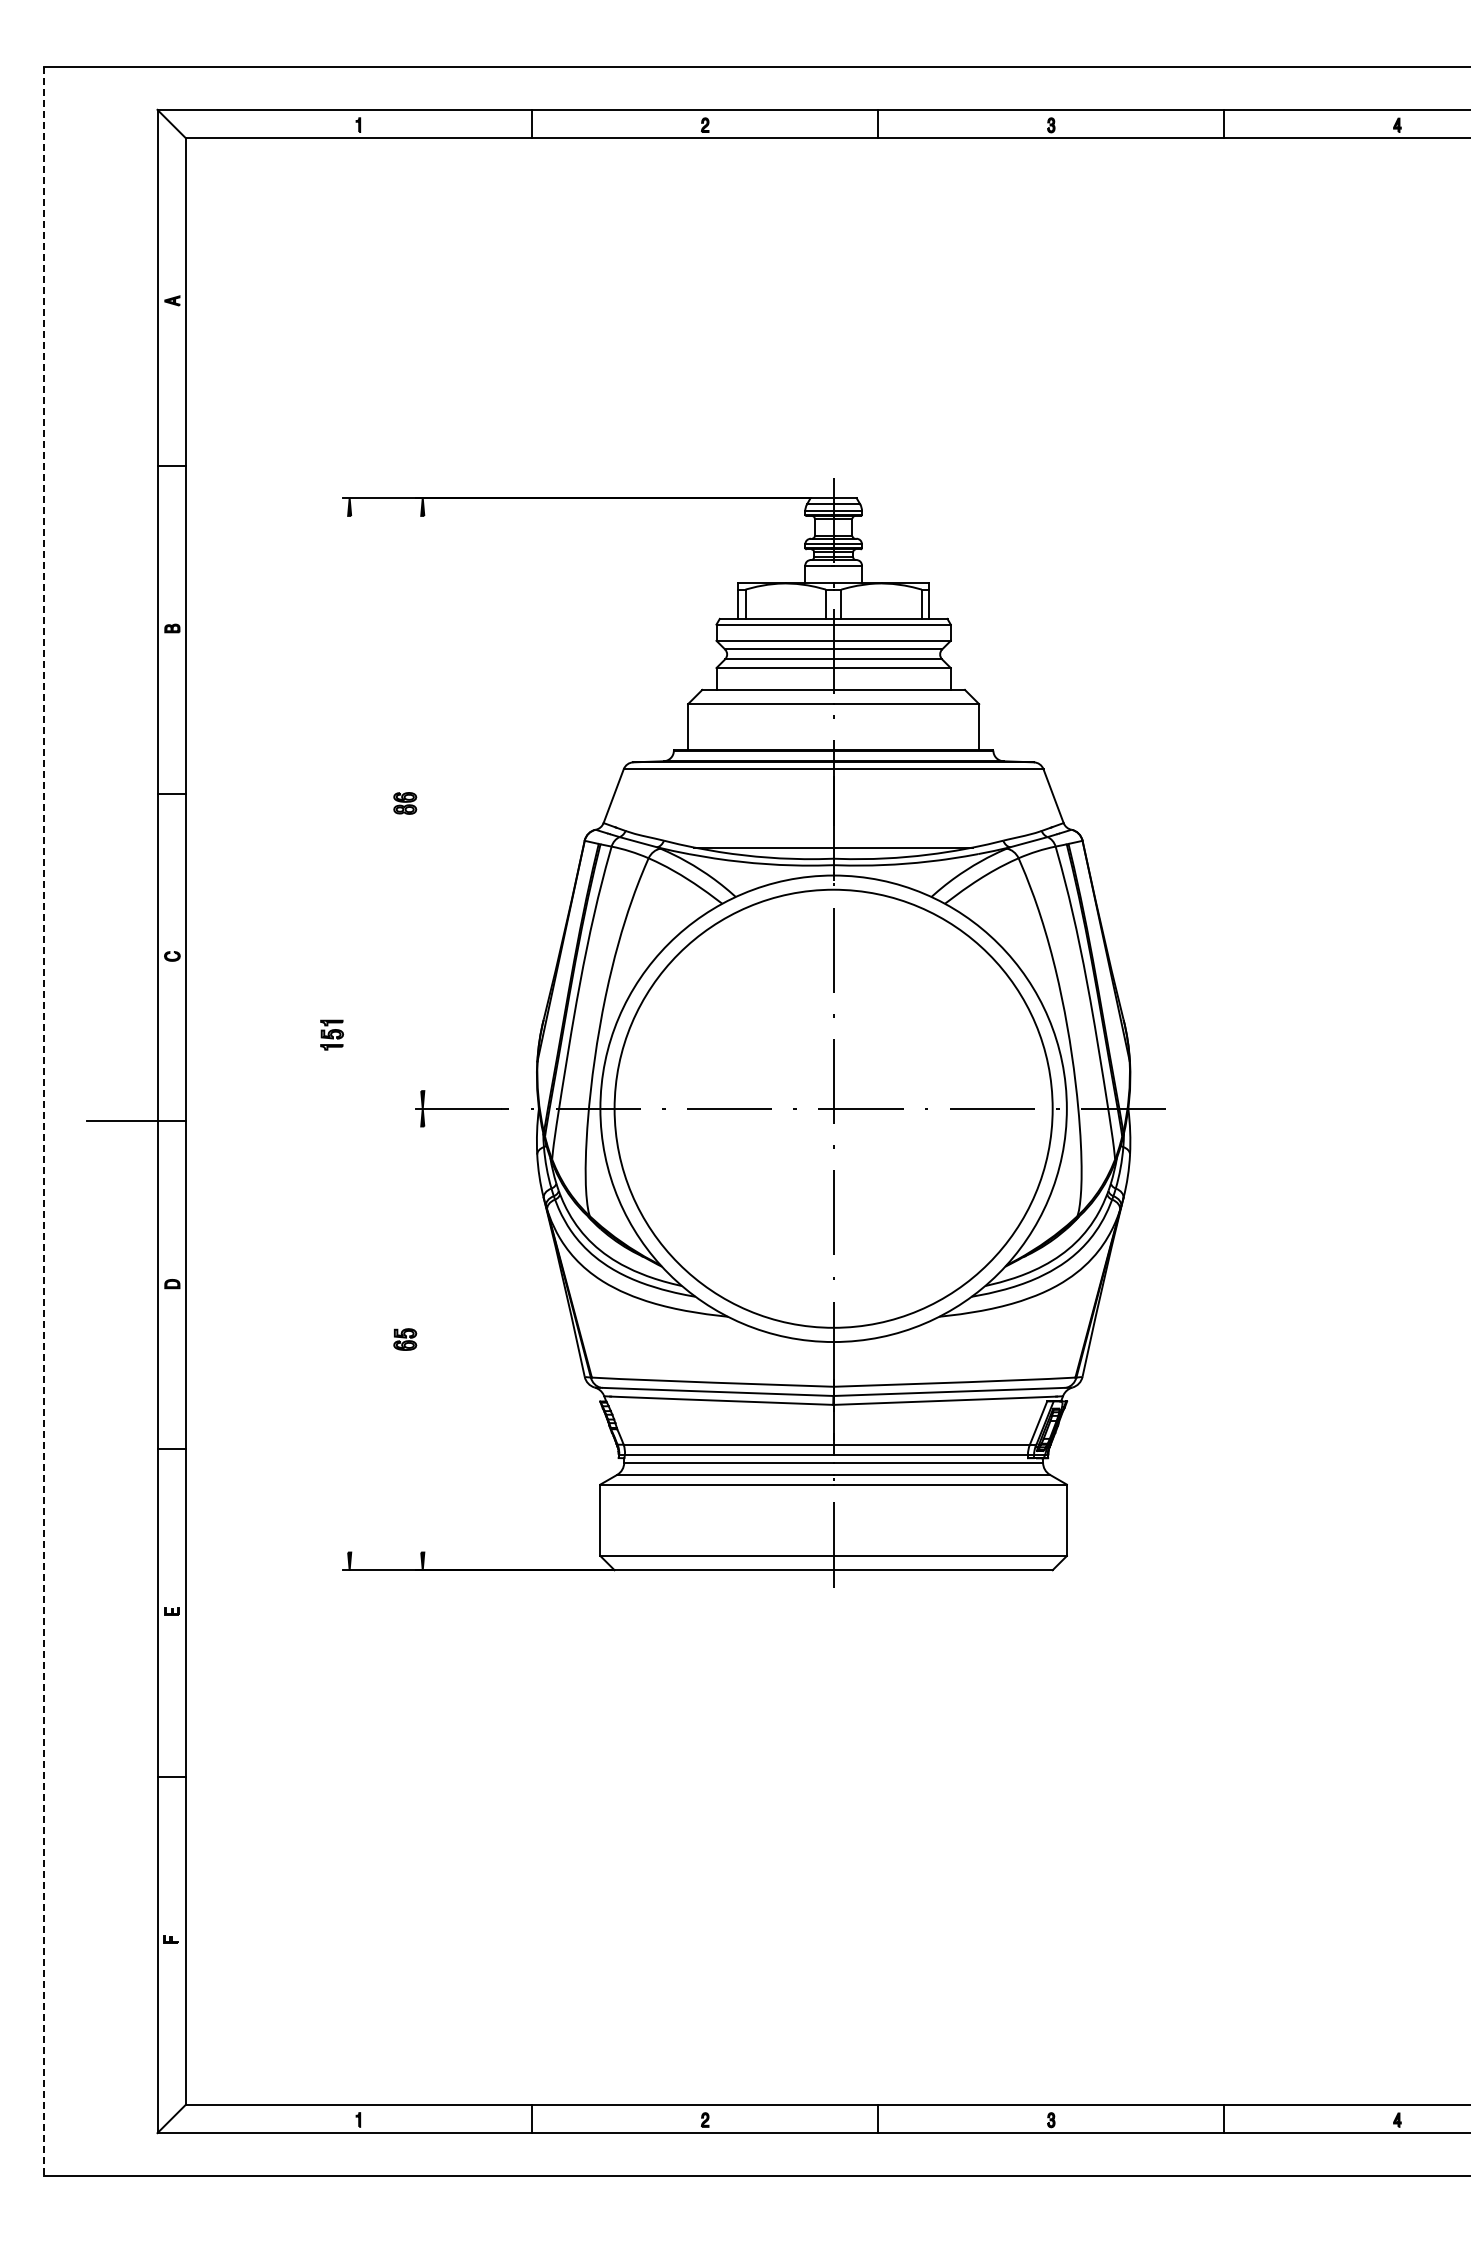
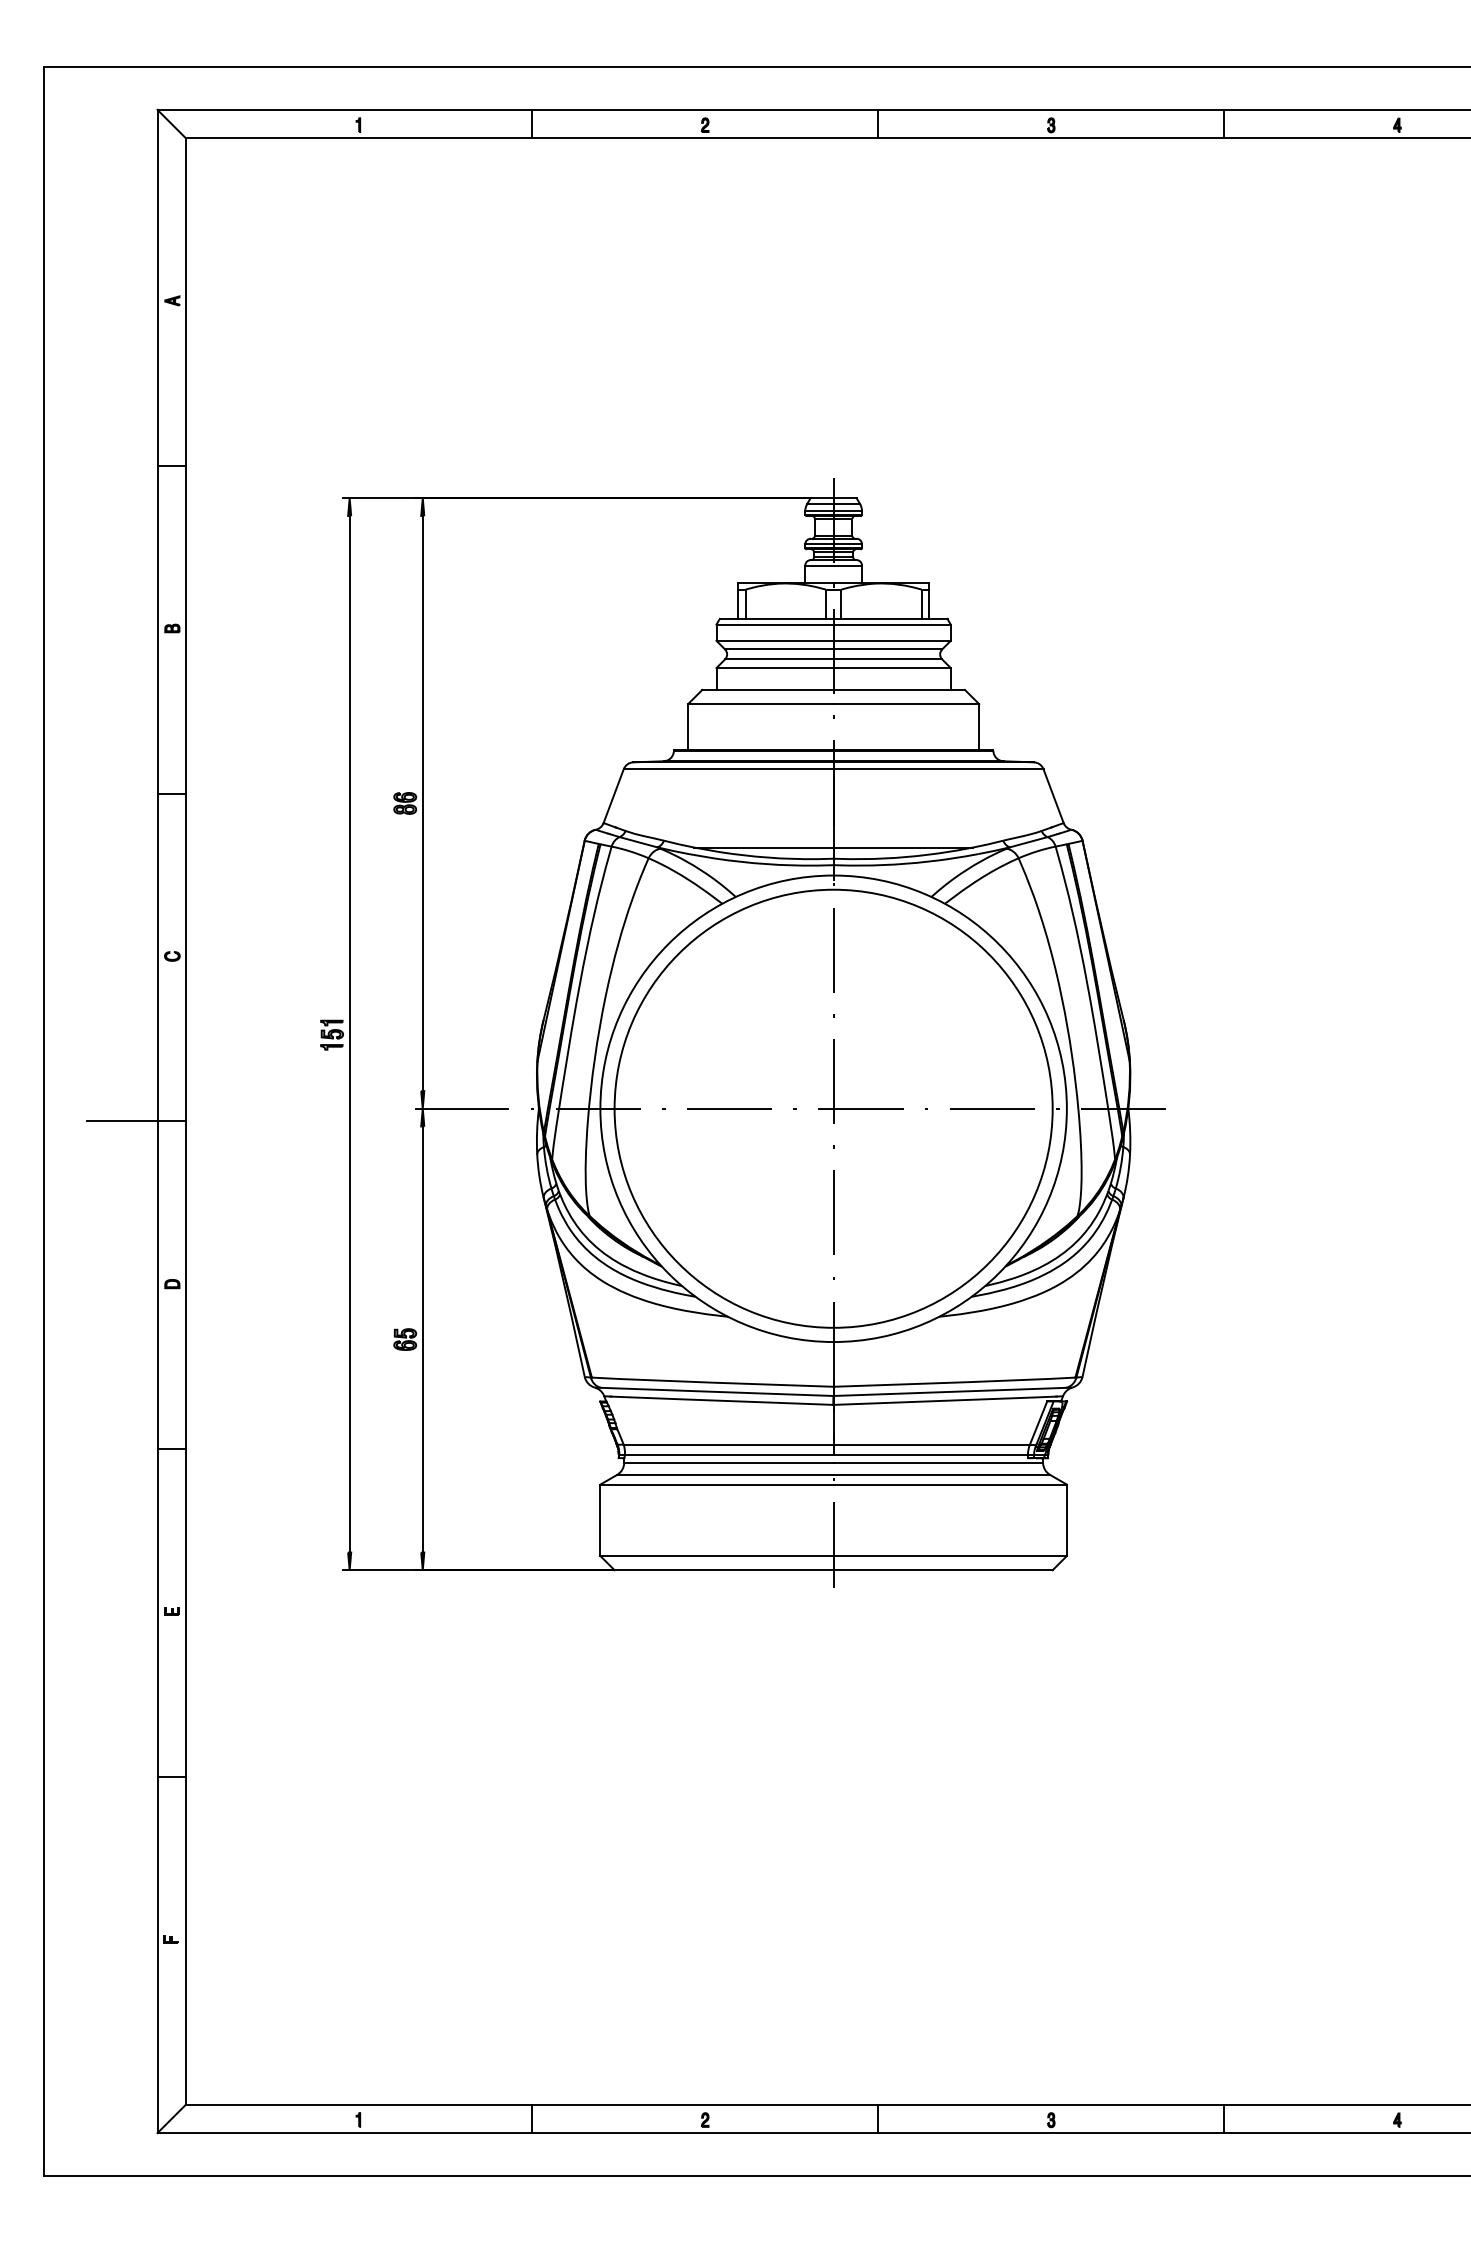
line: none -> present (422, 803)
line: none -> present (349, 1033)
line: dashed -> solid (43, 1121)
line: none -> present (422, 1339)
